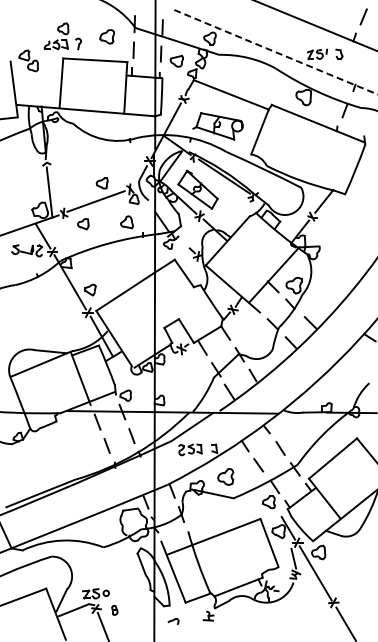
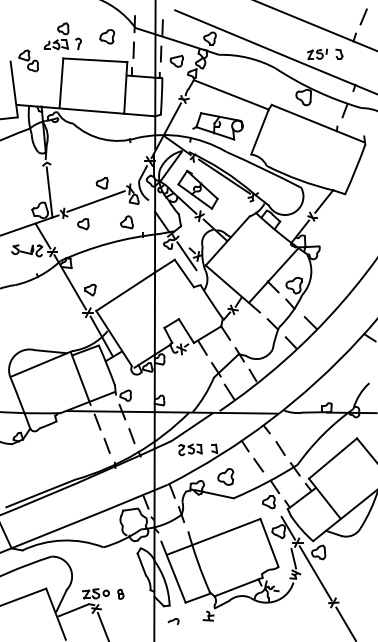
arc: dashed -> solid (276, 52)
line: none -> present (186, 256)
part position: (114, 609) -> (120, 593) (120, 593)
